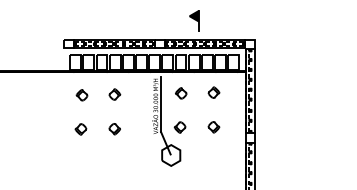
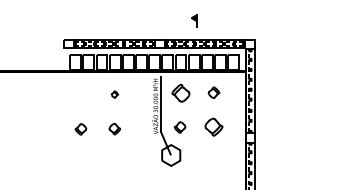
part size: 11x22 px -> 7x14 px (194, 20)
part size: 13x13 px -> 20x20 px (180, 92)
part size: 14x13 px -> 10x9 px (114, 94)
part: present -> none (81, 95)
part size: 14x13 px -> 20x20 px (213, 126)
